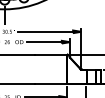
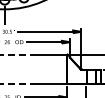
line: solid -> dashed (17, 54)
line: solid -> dashed (17, 84)
